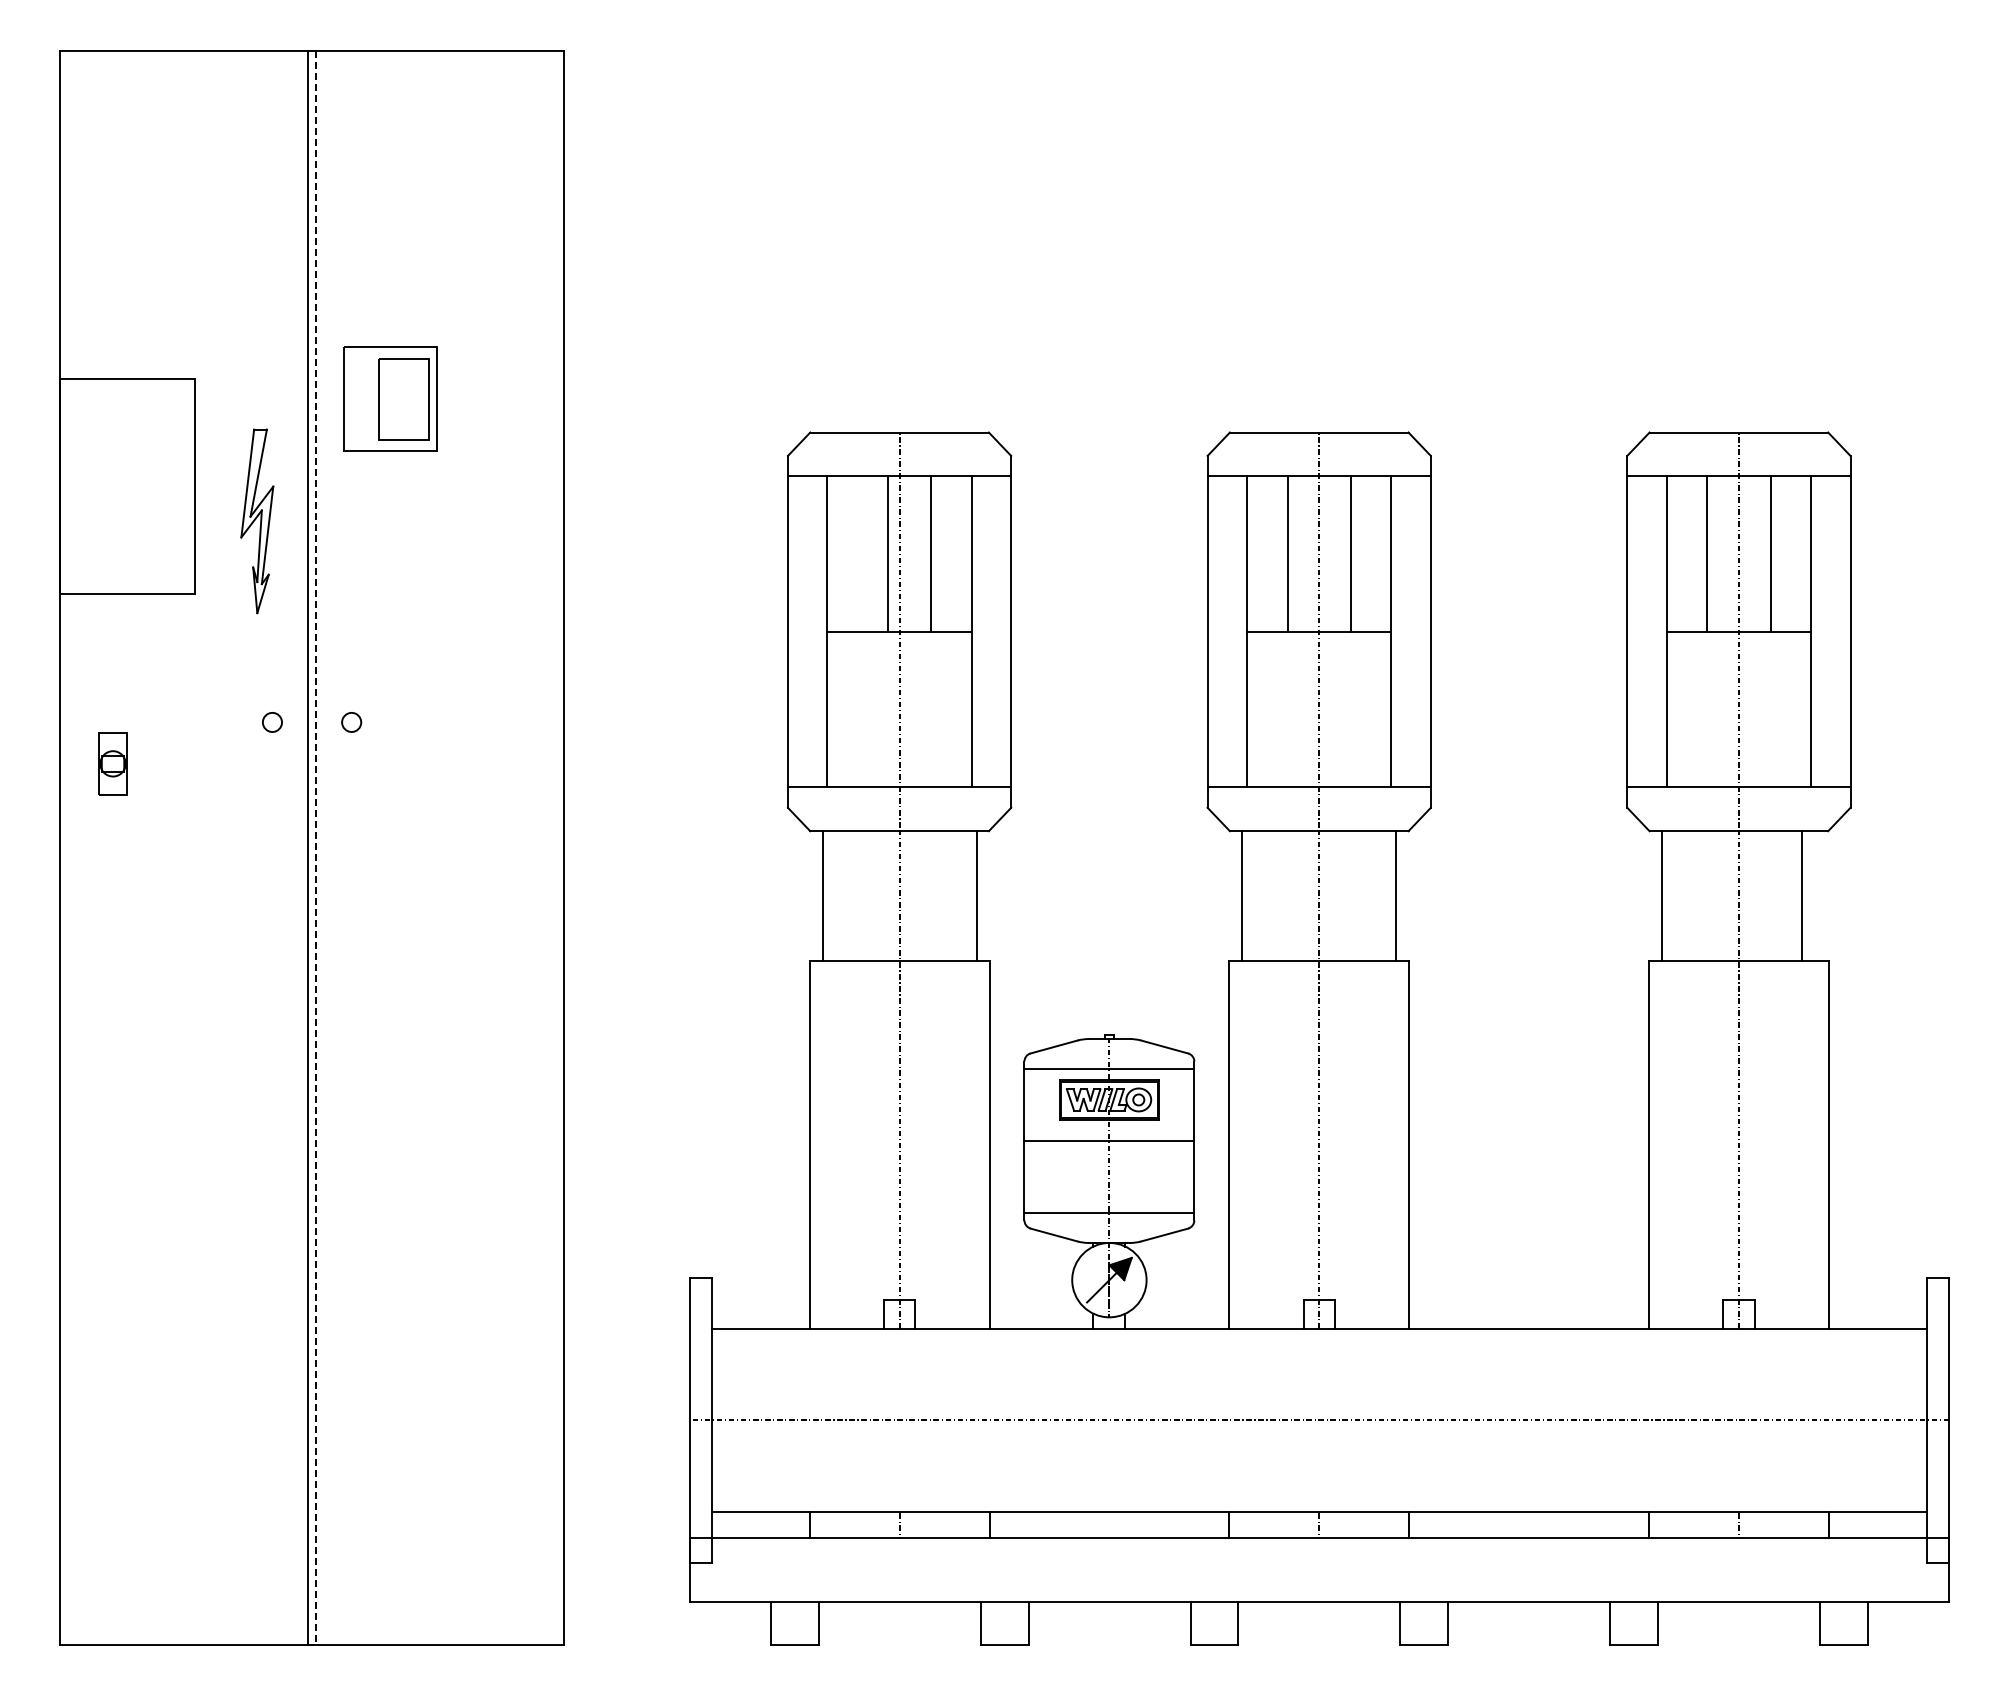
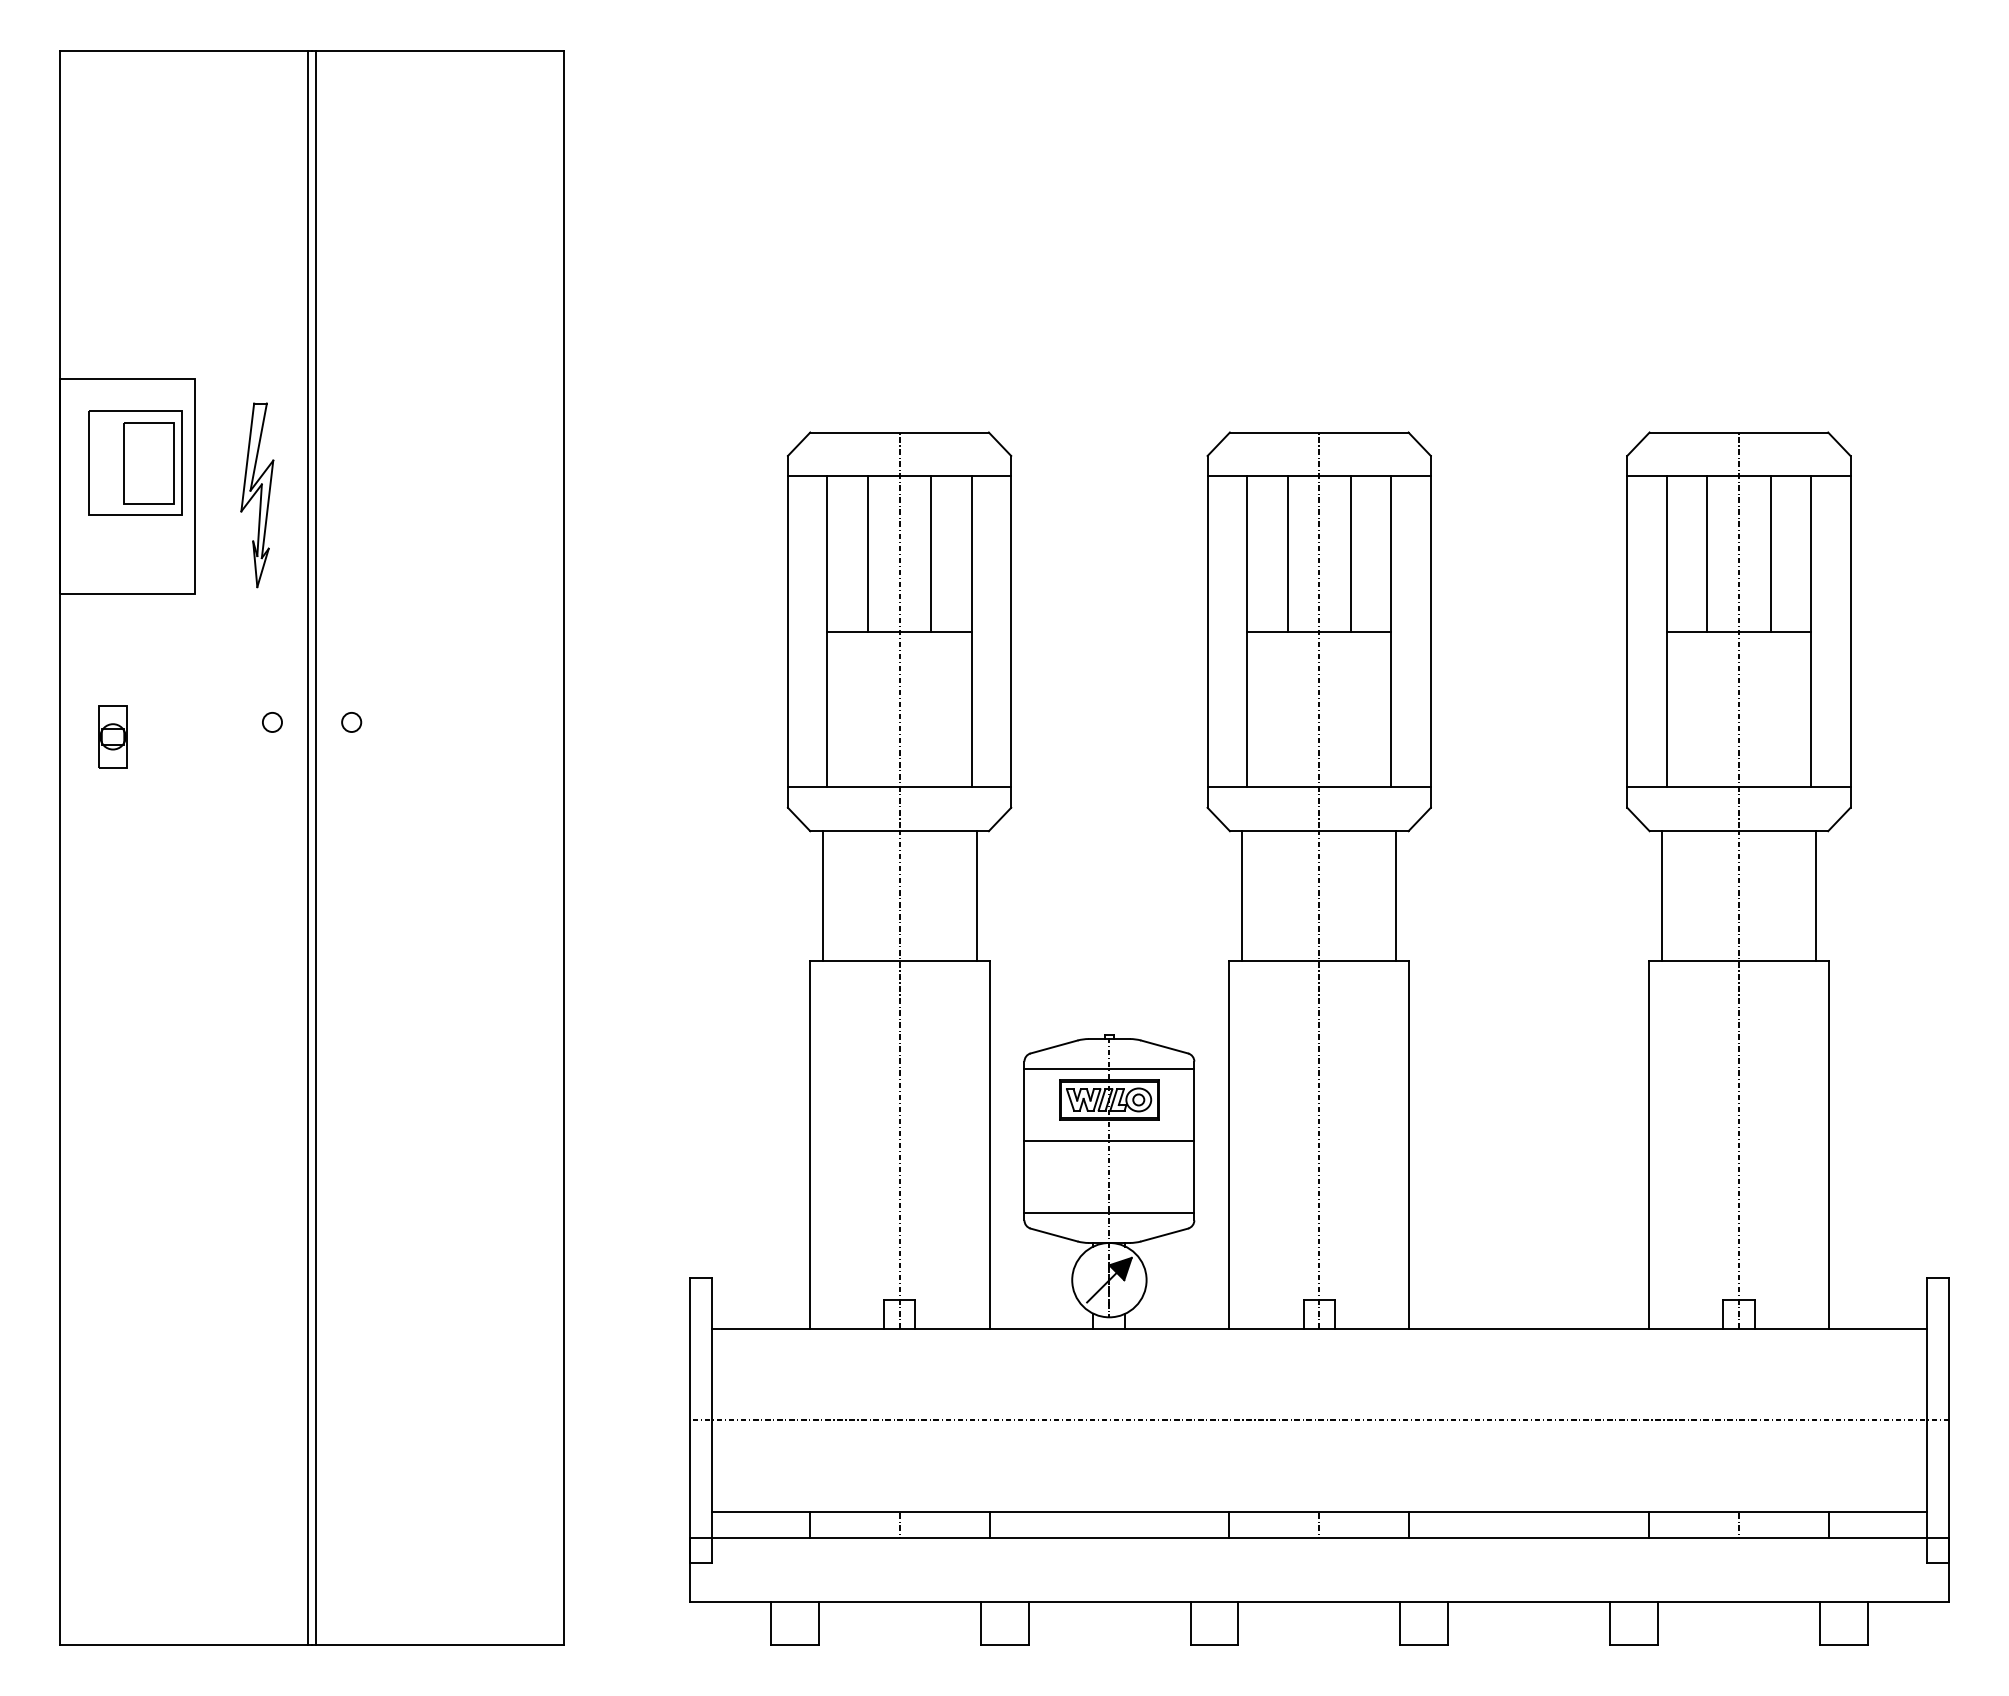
part position: (390, 398) -> (135, 462) (135, 462)
part position: (257, 521) -> (257, 495) (257, 495)
line position: (887, 553) -> (867, 553) (867, 553)
part position: (112, 763) -> (112, 736) (112, 736)
line: dashed -> solid (316, 848)
line position: (1802, 895) -> (1816, 895) (1816, 895)
